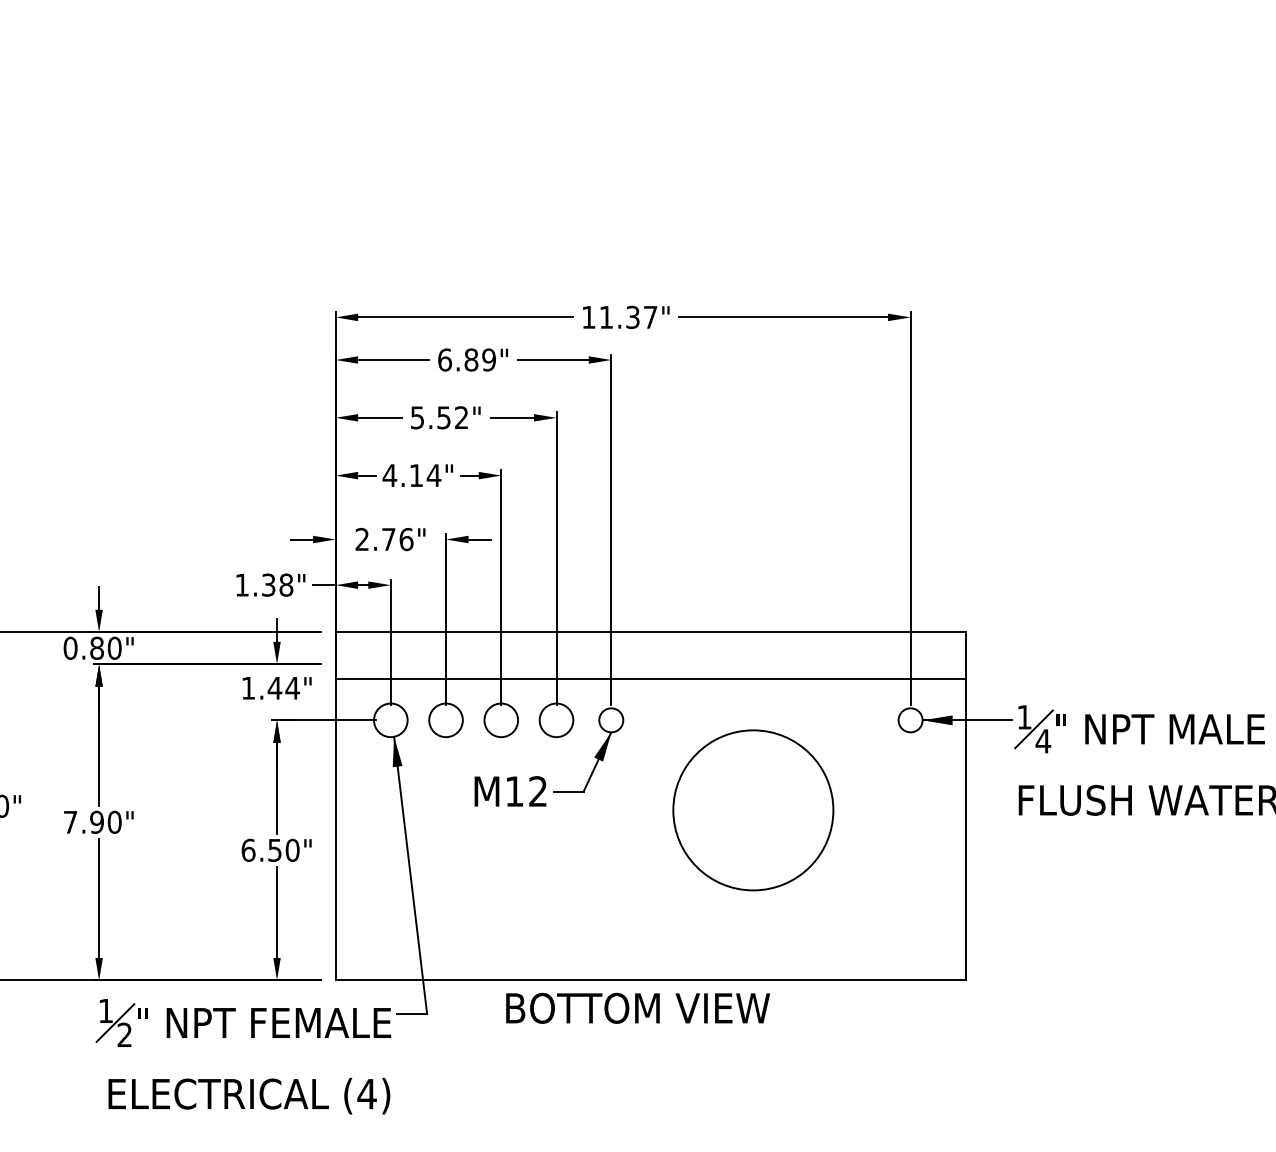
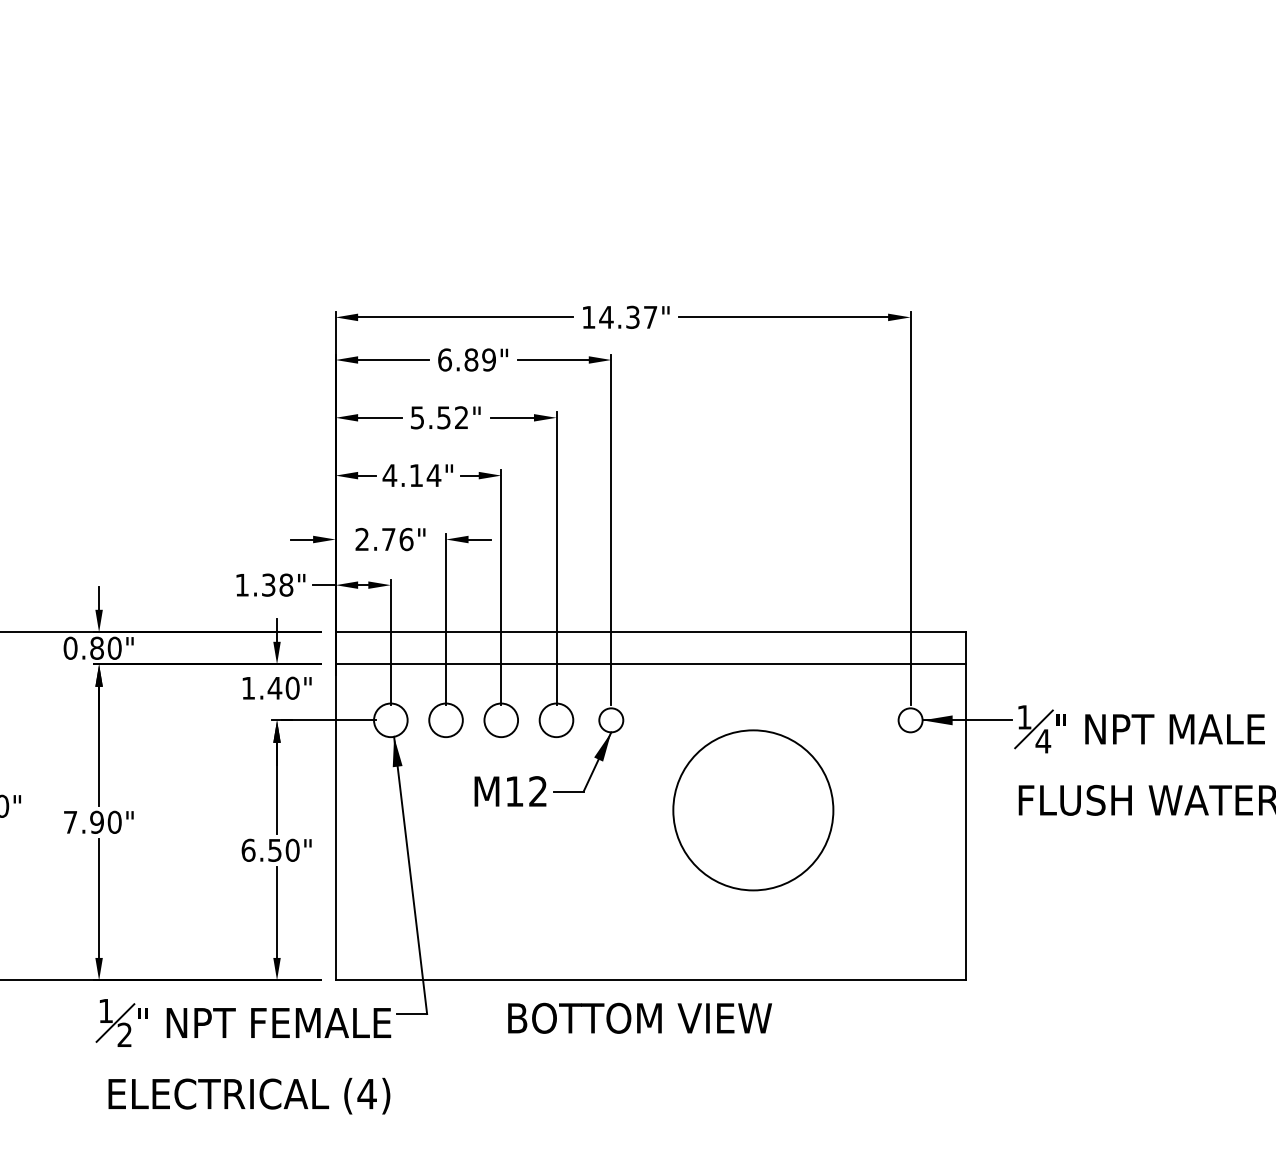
text: 11.37" -> 14.37" (606, 317)
line position: (650, 679) -> (650, 664) (650, 664)
text: 1.44" -> 1.40" (292, 687)
text position: (637, 1007) -> (639, 1017) (639, 1017)
